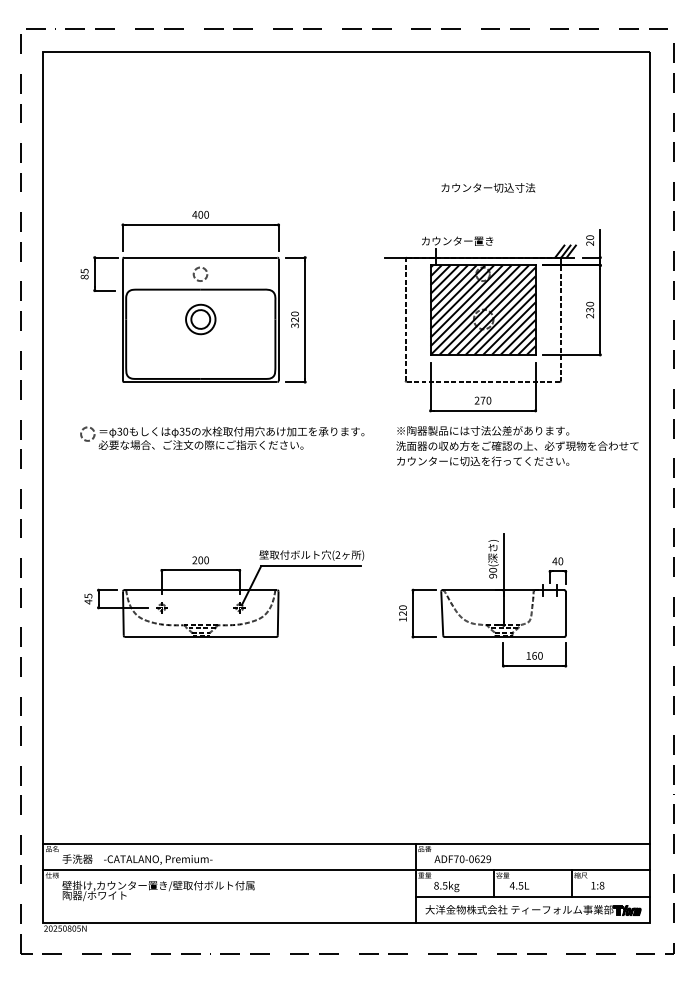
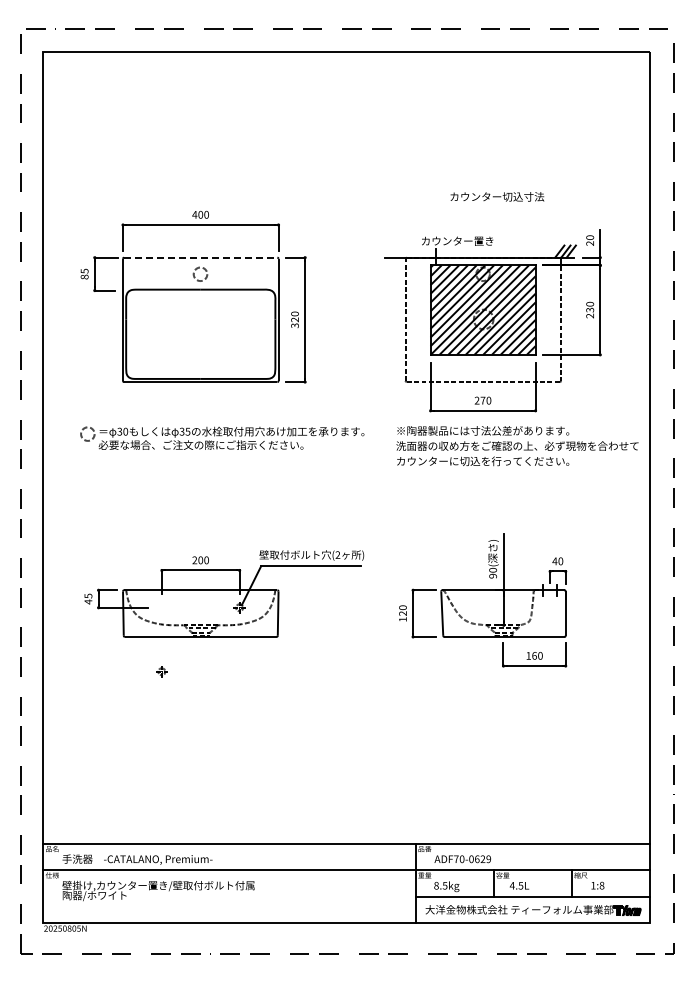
text position: (488, 187) -> (497, 196) (497, 196)
line: solid -> dashed (200, 257)
part: present -> none (200, 319)
part position: (161, 607) -> (161, 671) (161, 671)
